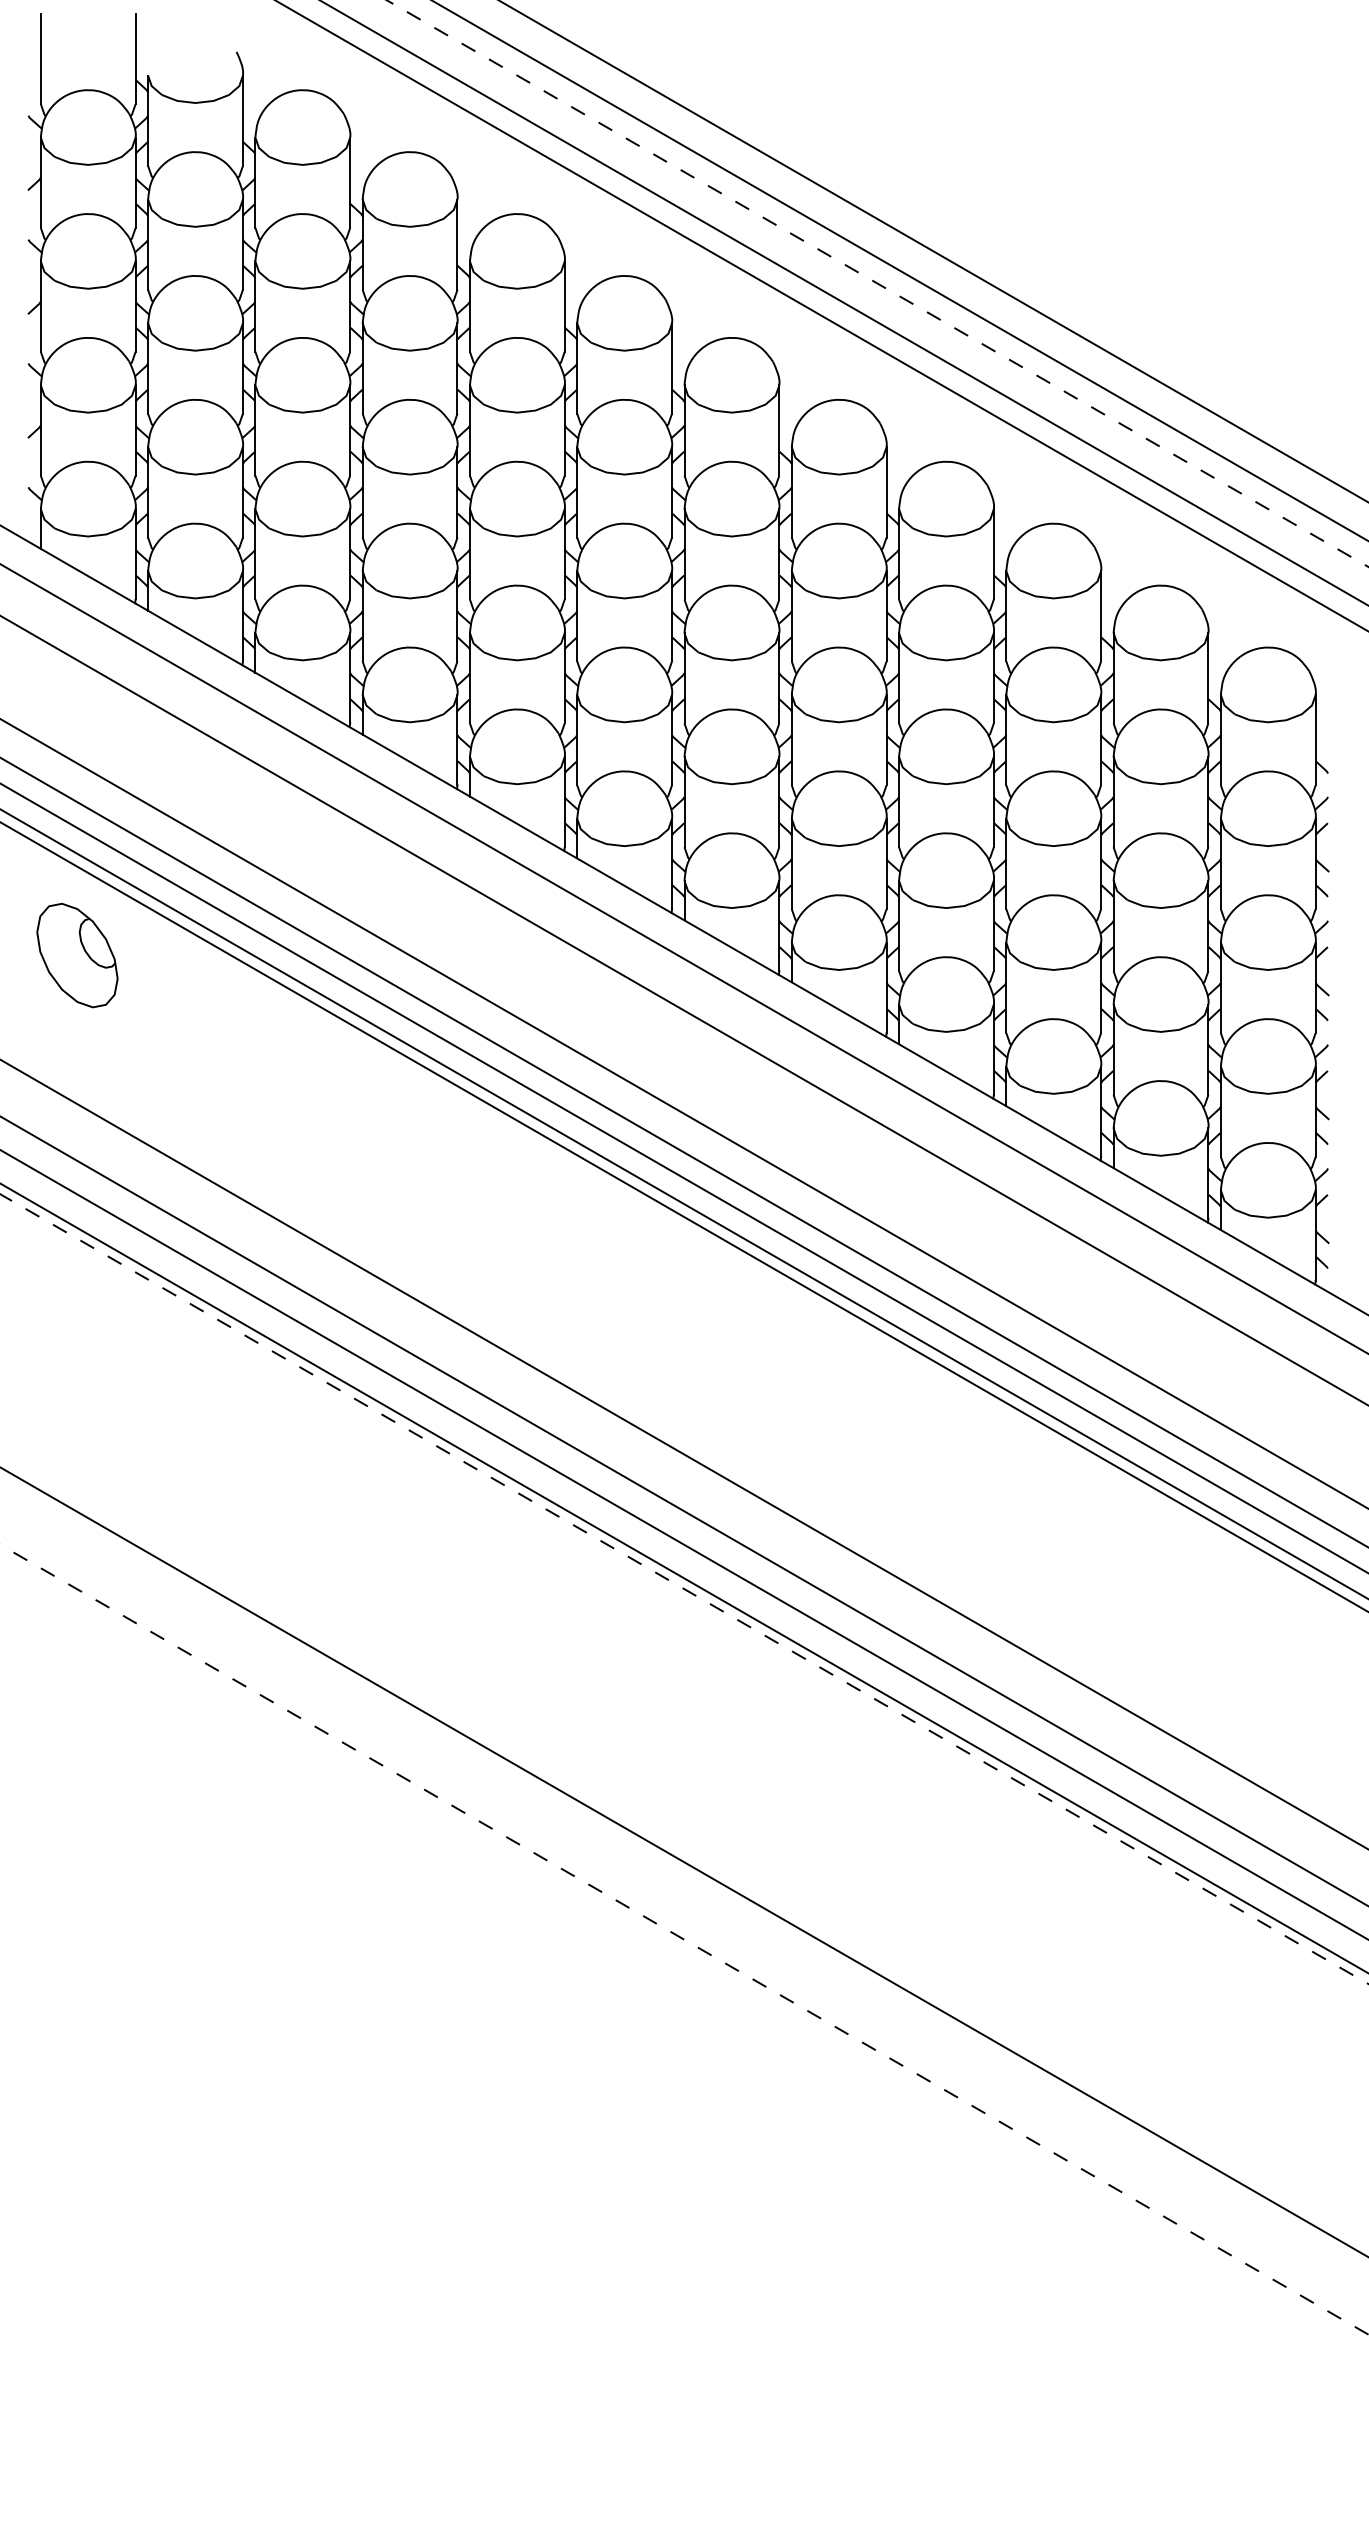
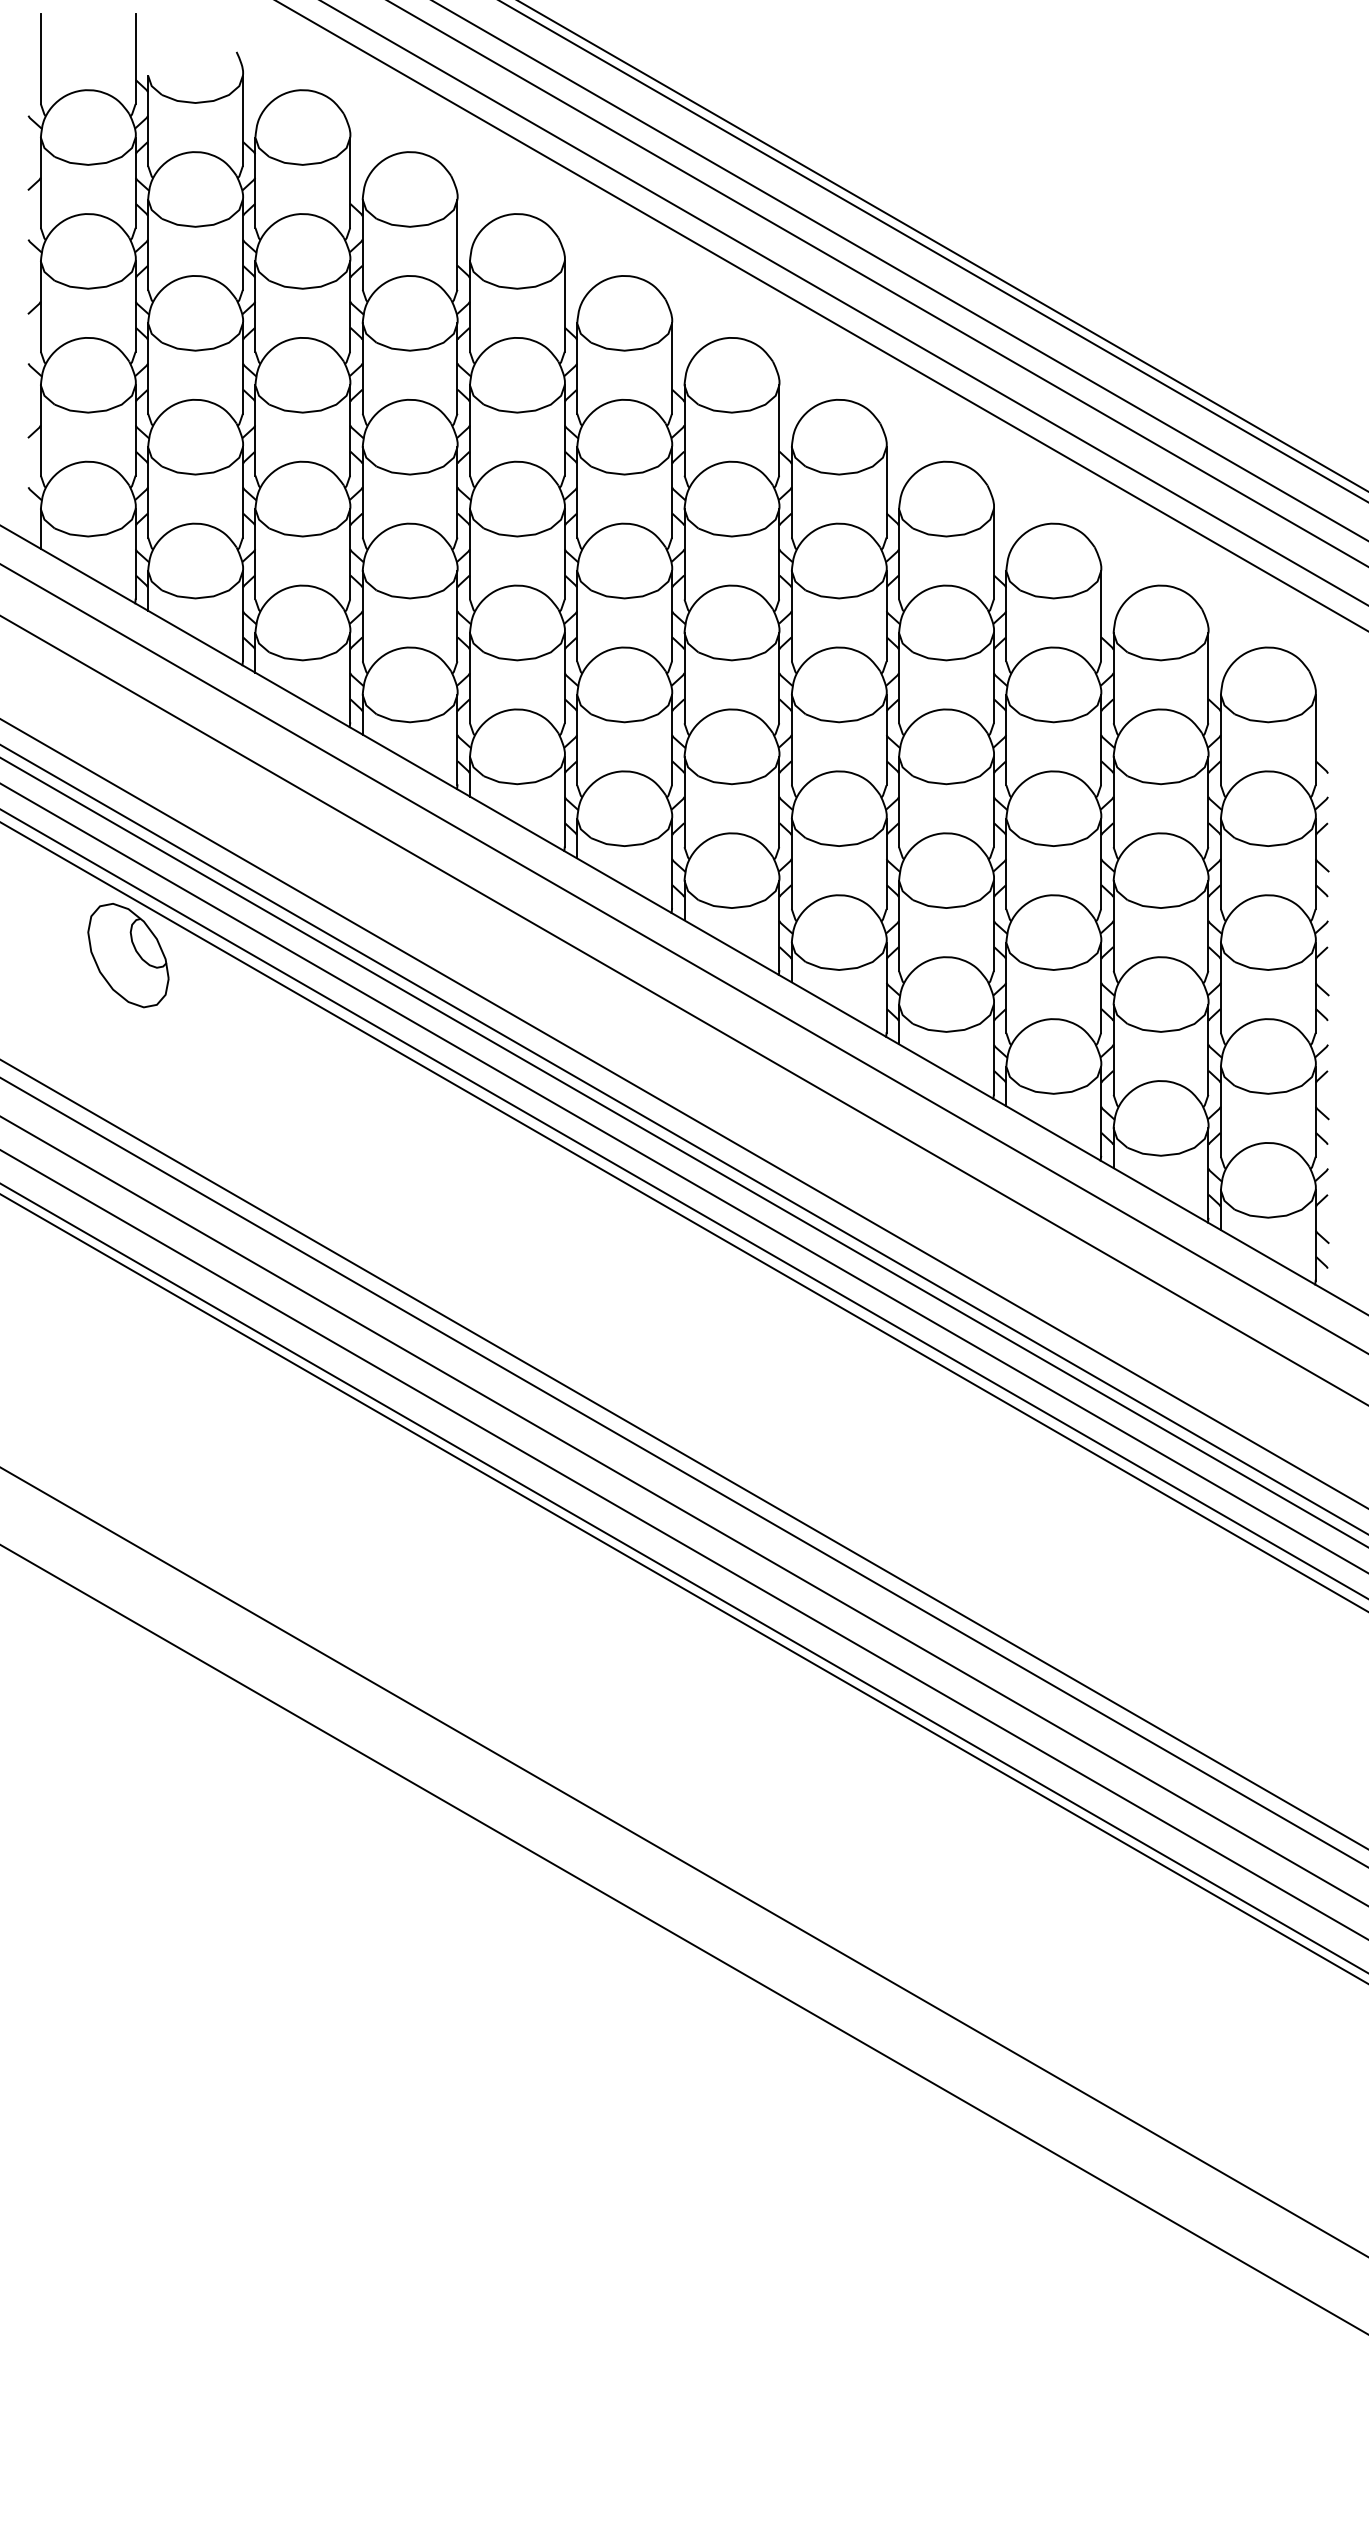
line: none -> present (942, 245)
line: dashed -> solid (877, 283)
part position: (77, 955) -> (128, 955) (128, 955)
line: none -> present (683, 1138)
line: none -> present (683, 1471)
line: dashed -> solid (684, 1589)
line: dashed -> solid (684, 1939)
